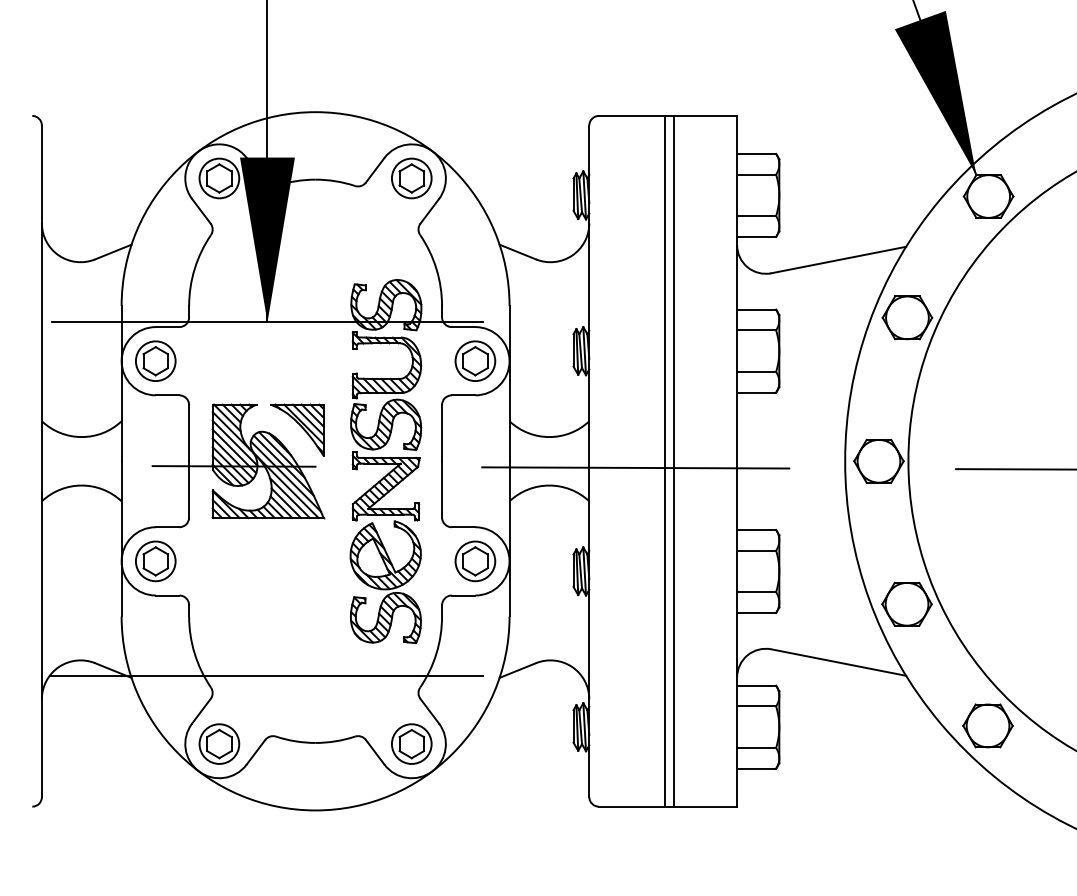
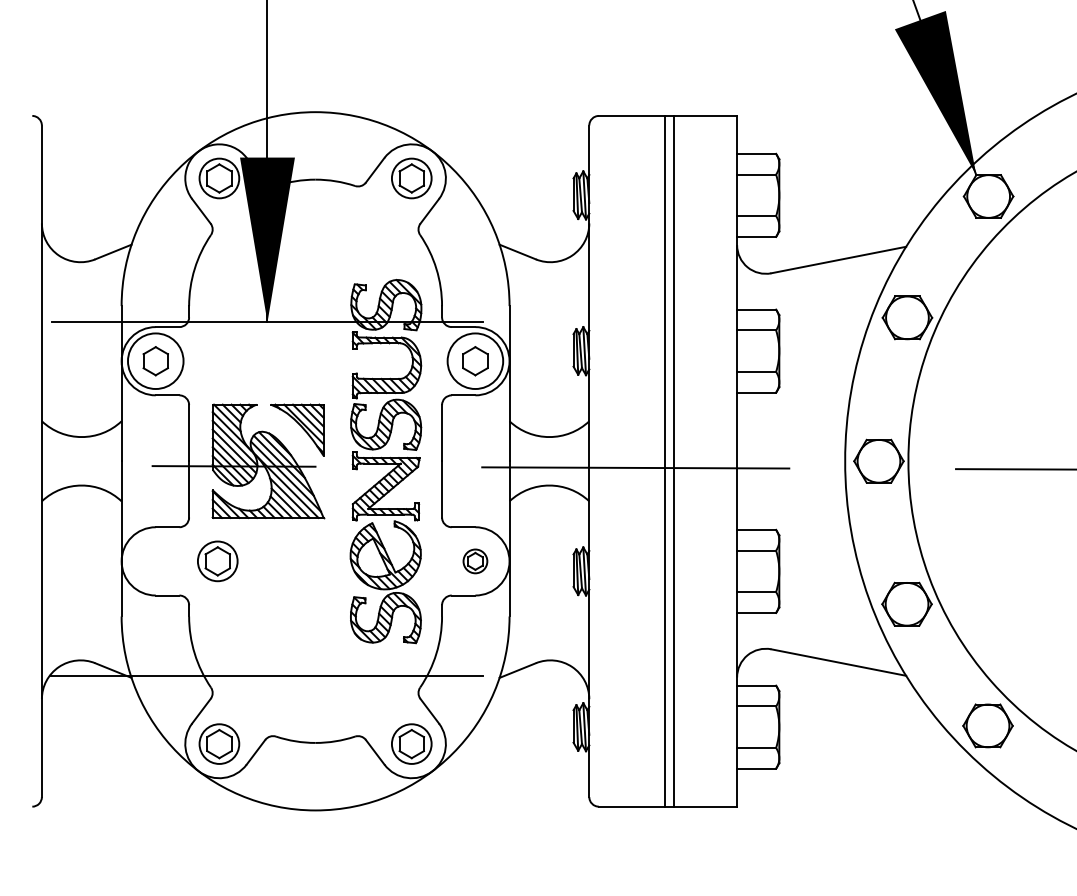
circle diameter: 40 px -> 56 px (155, 361)
circle diameter: 40 px -> 56 px (475, 361)
part position: (155, 561) -> (217, 561) (217, 561)
part size: 43x43 px -> 27x27 px (475, 561)
